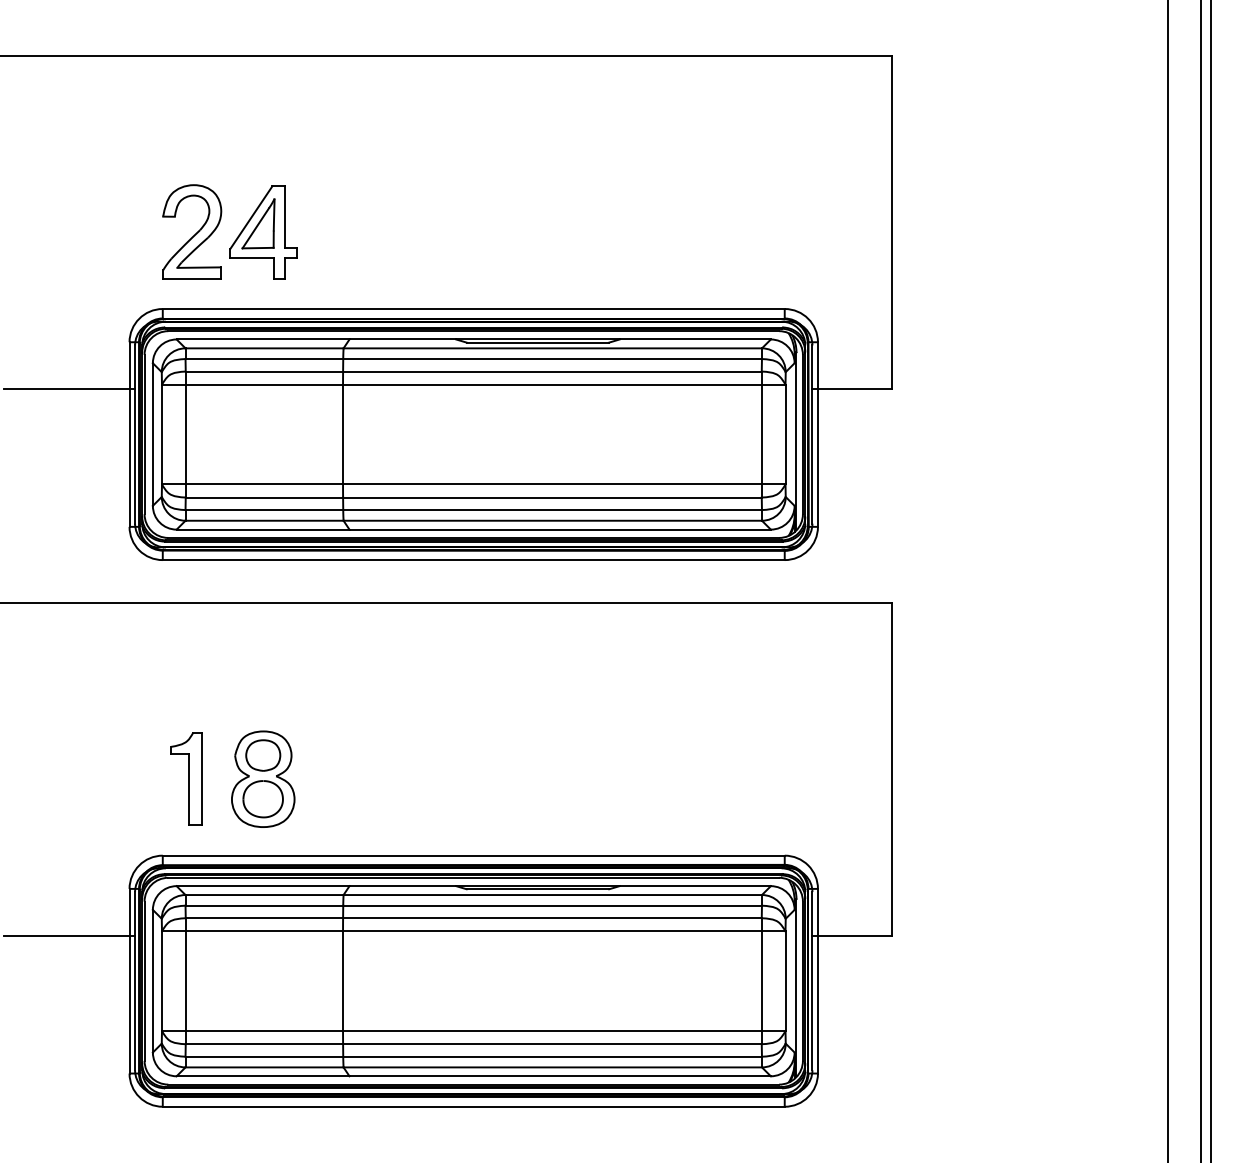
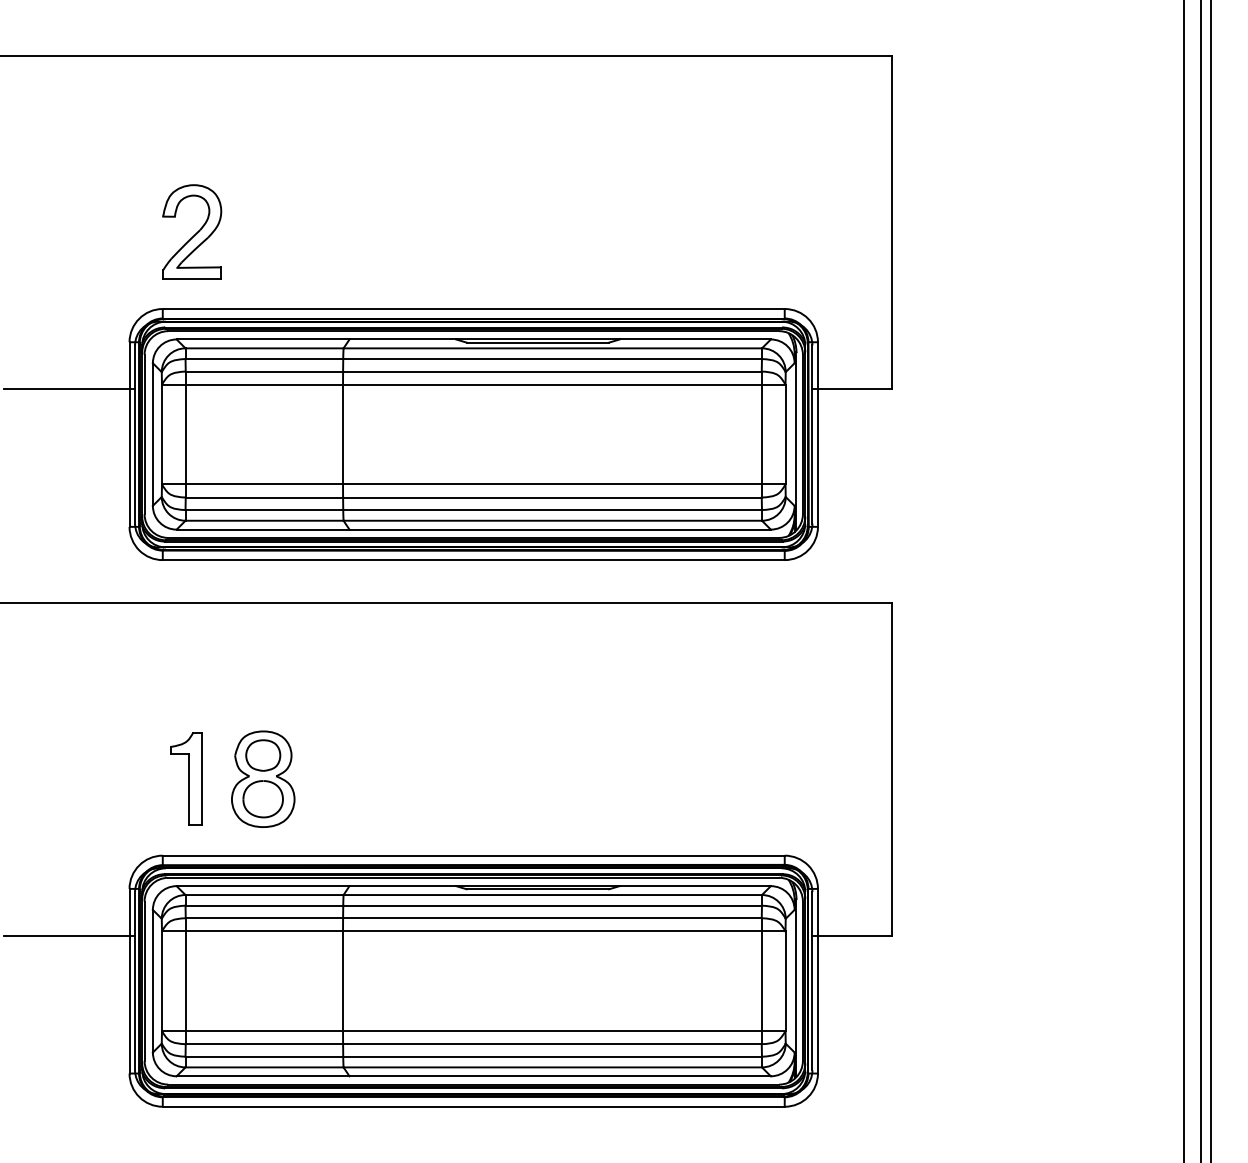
part: present -> none (263, 232)
line position: (1167, 580) -> (1183, 580) (1183, 580)
